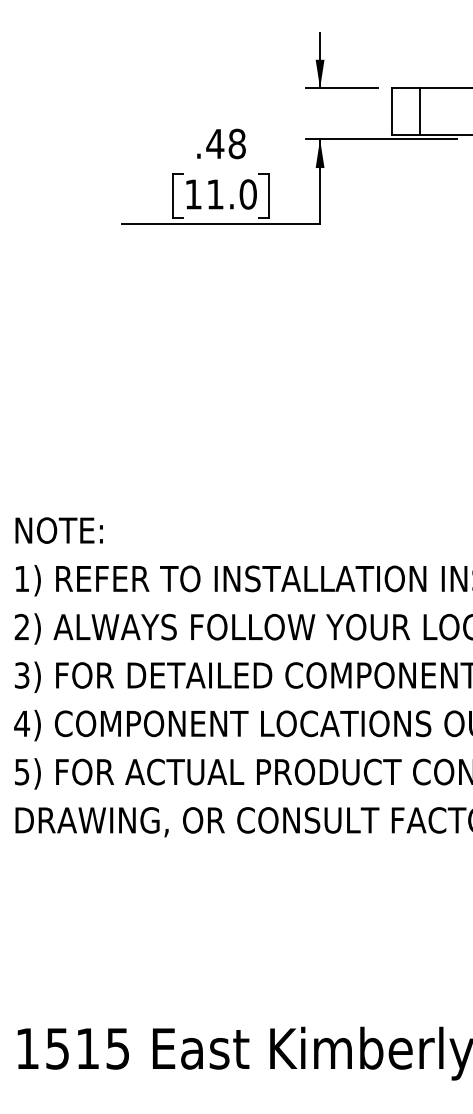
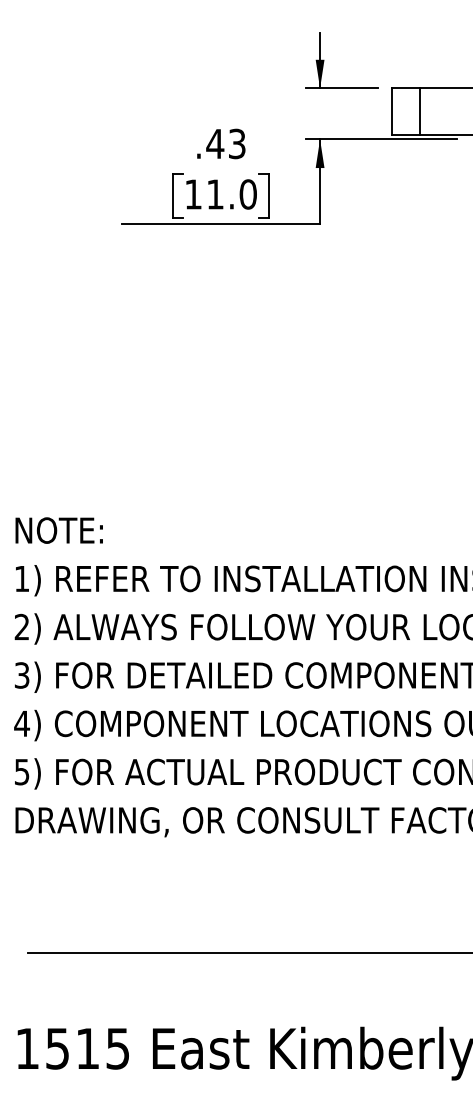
text: .48 -> .43 (236, 143)
line: none -> present (248, 952)
